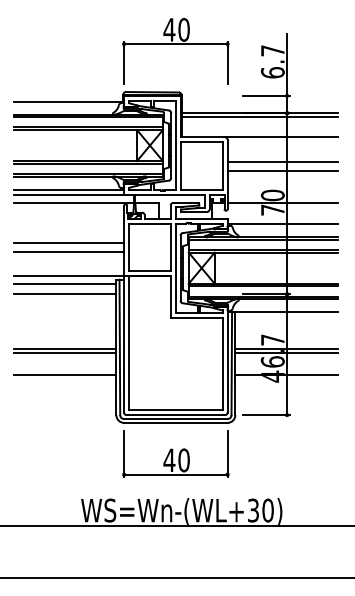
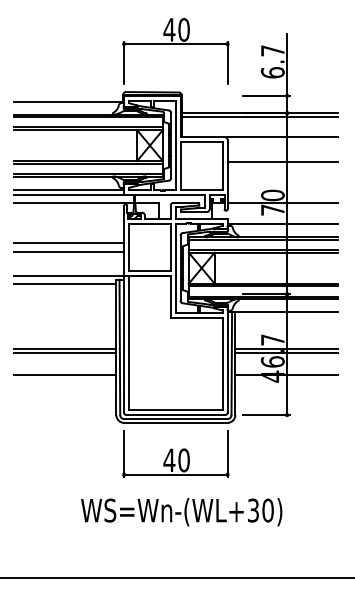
line: present -> none (282, 170)
line: present -> none (65, 294)
line: present -> none (176, 526)
